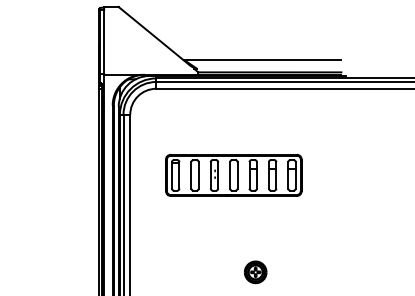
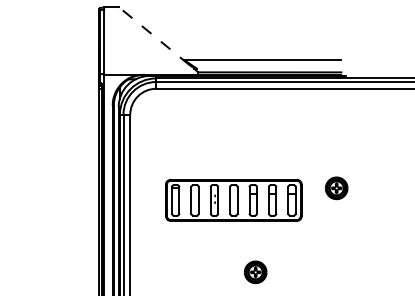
line: solid -> dashed (154, 35)
part position: (233, 174) -> (233, 199) (233, 199)
part: none -> present (336, 188)
